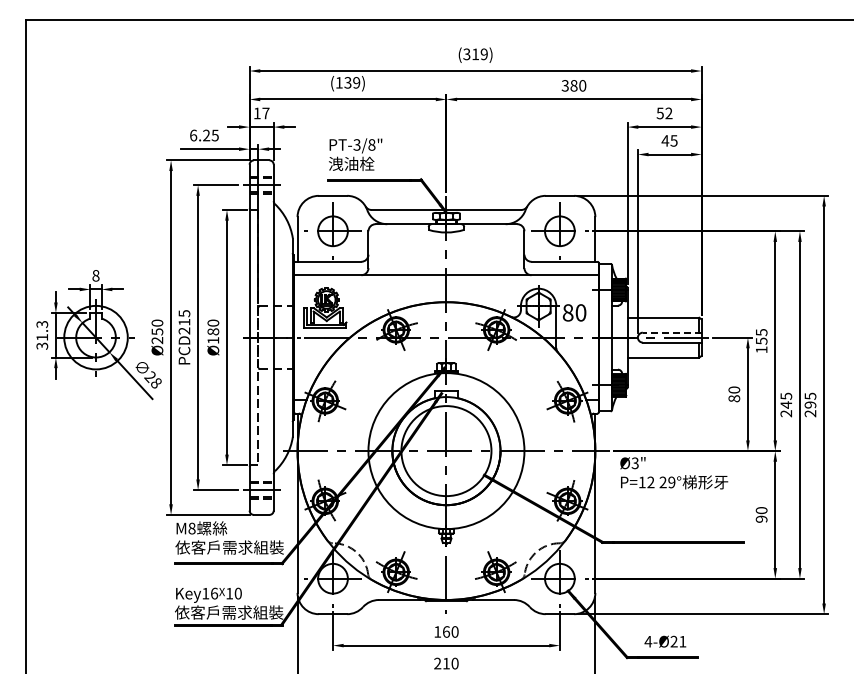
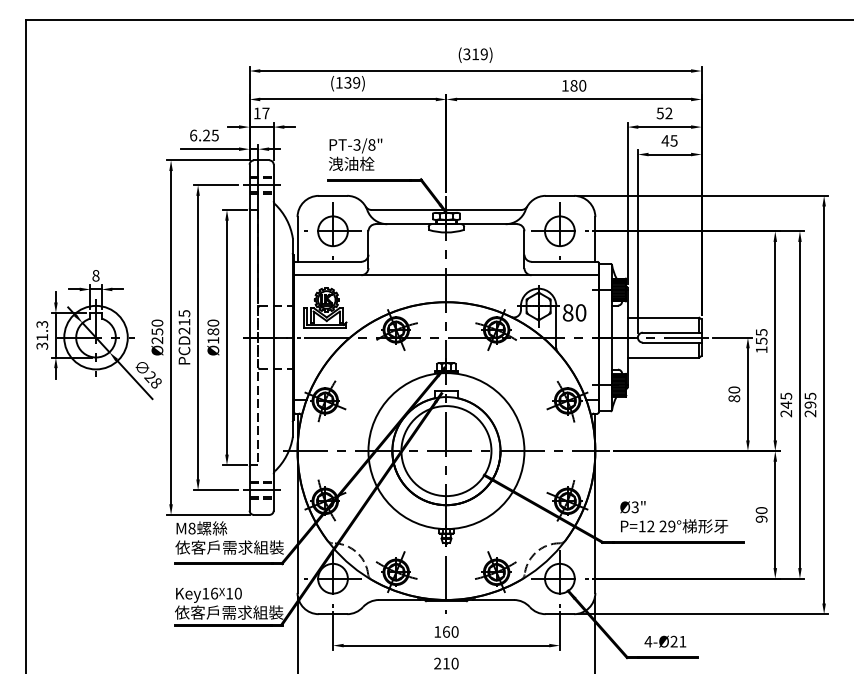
text: 380 -> 180 (564, 85)
line: dashed -> solid (671, 332)
text position: (674, 473) -> (674, 517) (674, 517)
